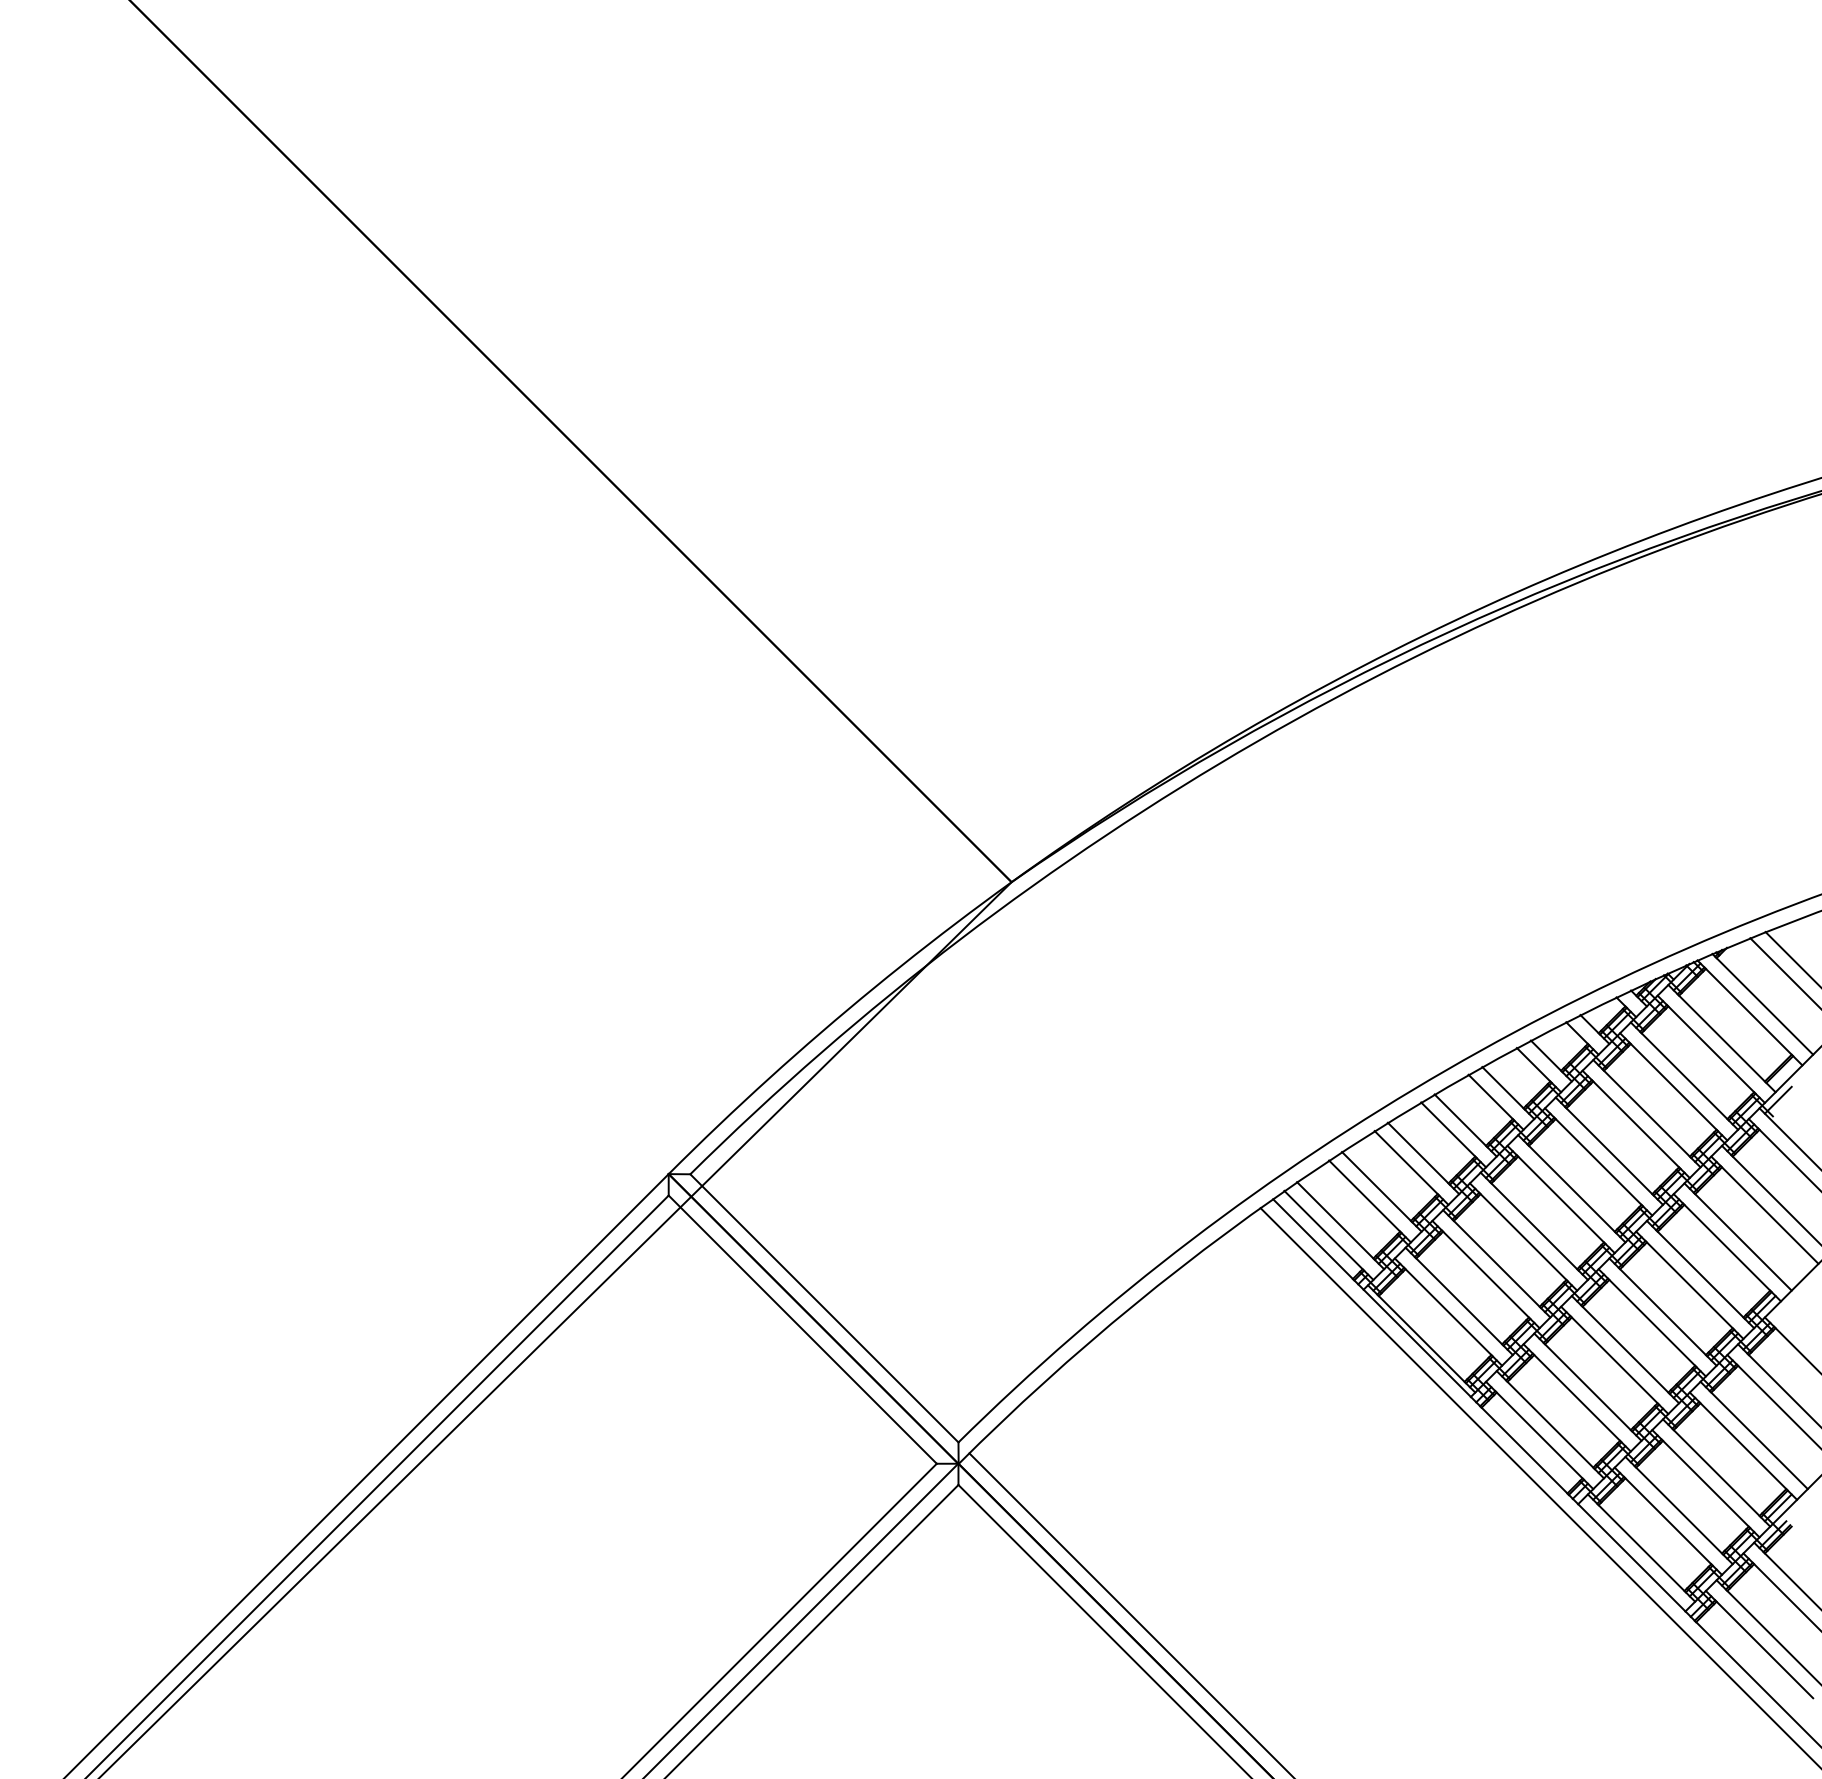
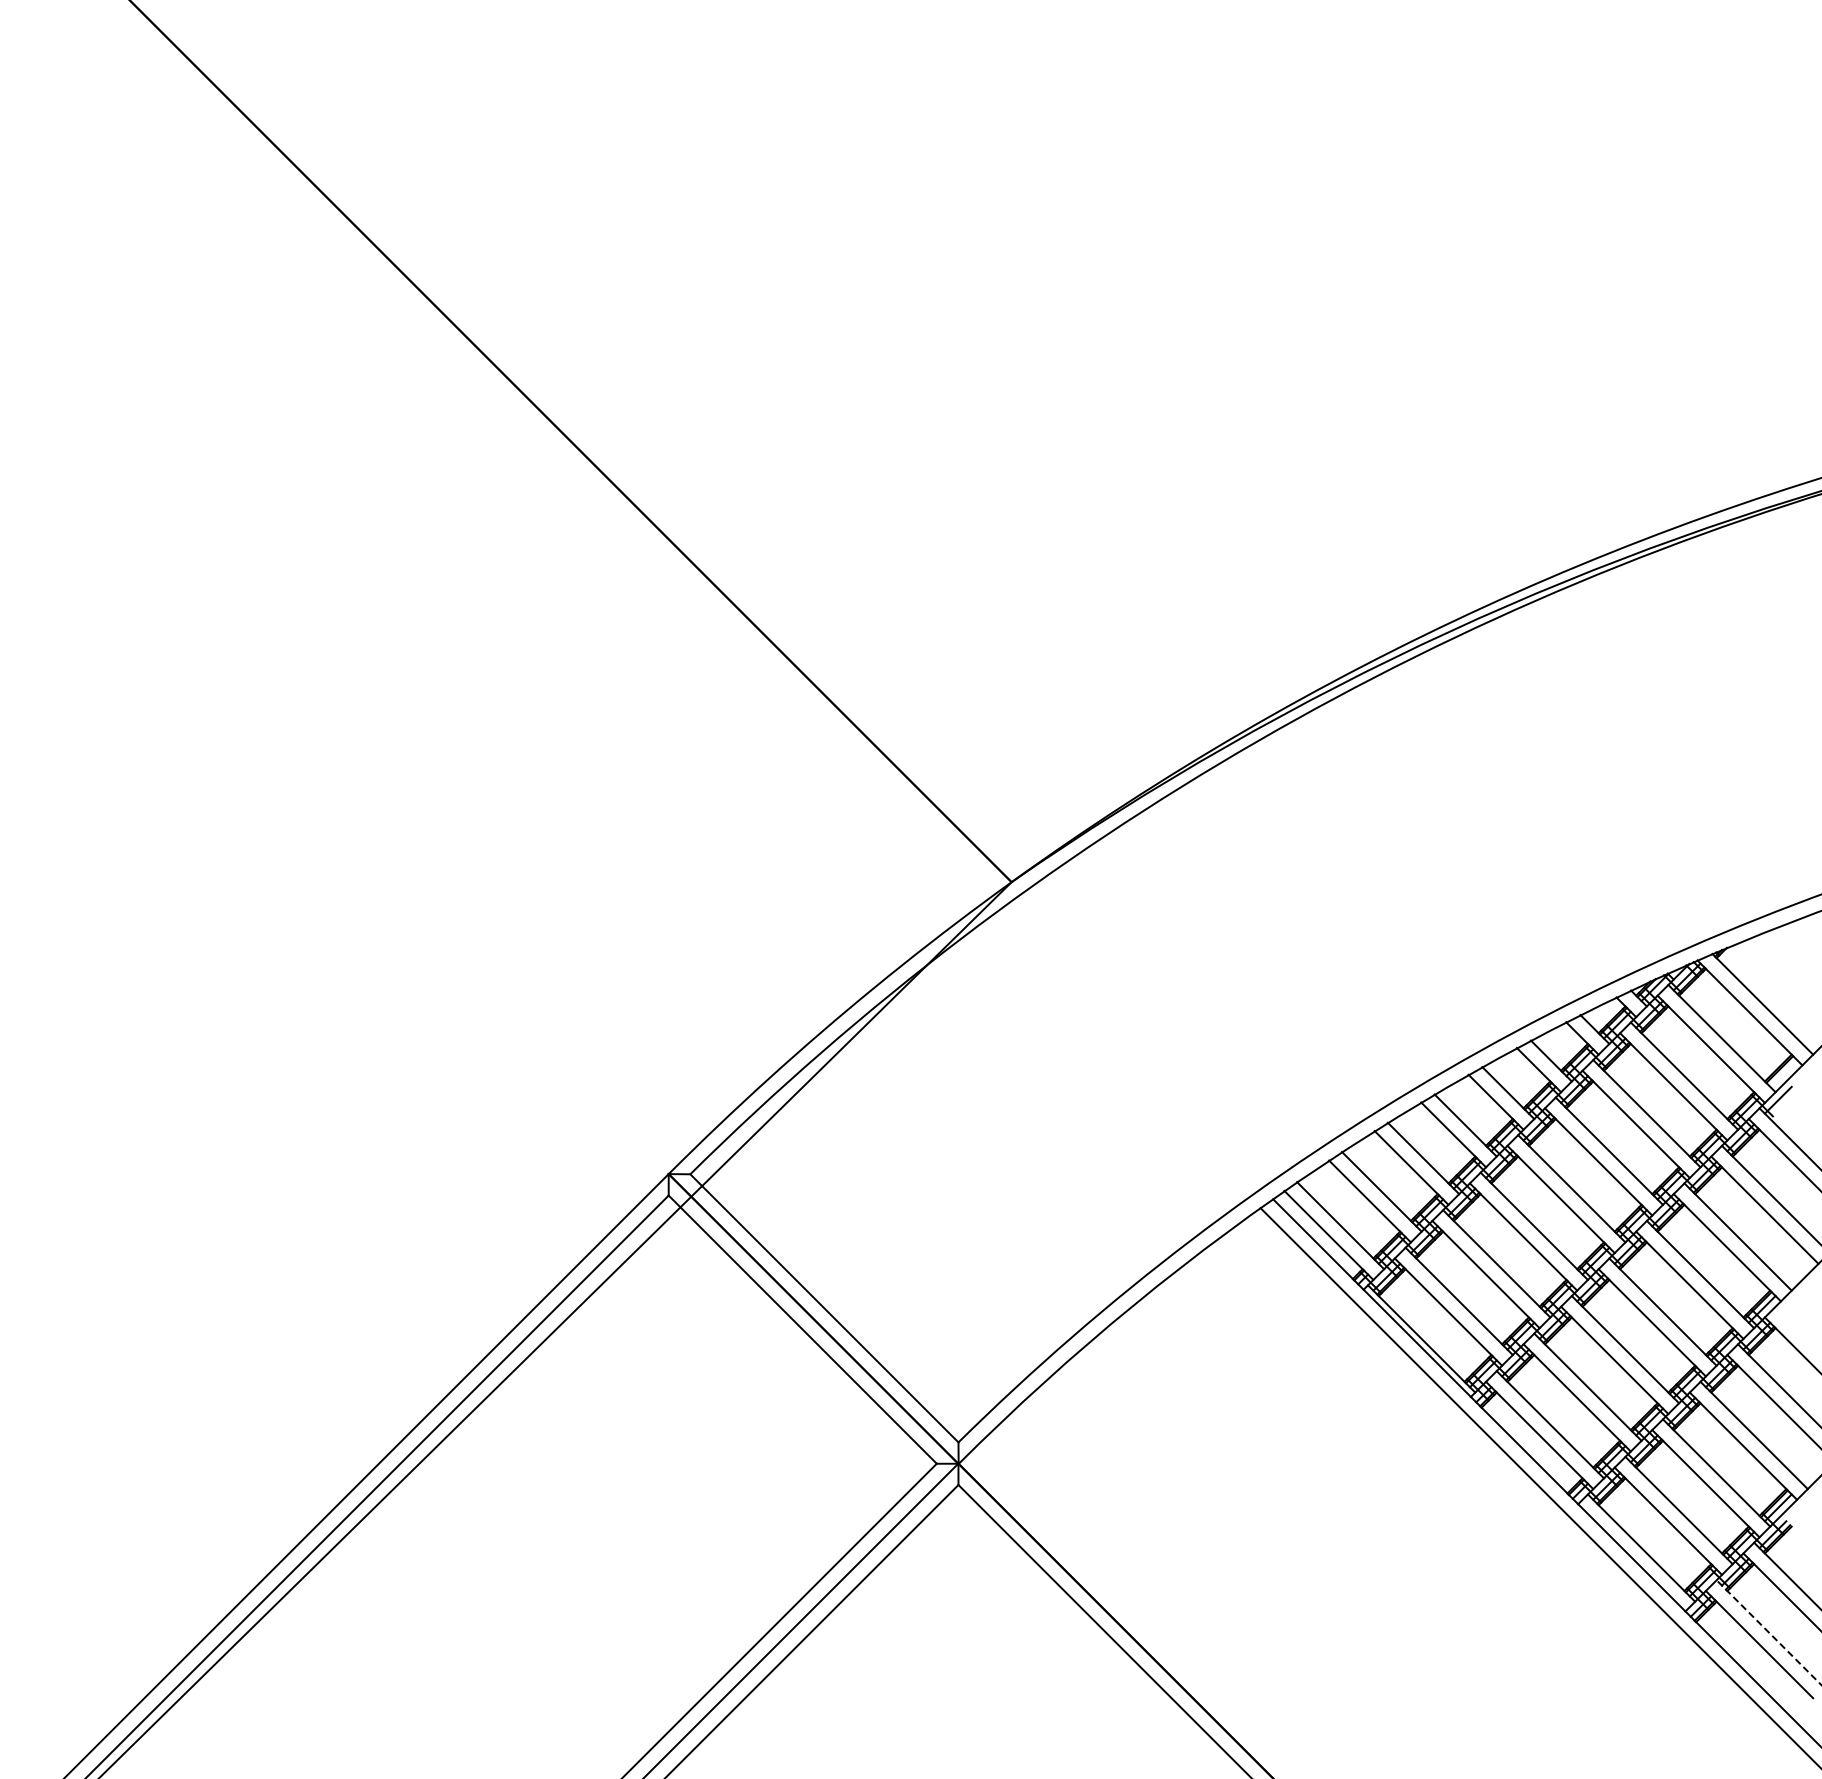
line: present -> none (1791, 958)
line: present -> none (1784, 972)
line: present -> none (1130, 1614)
line: solid -> dashed (1768, 1632)
